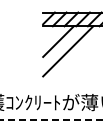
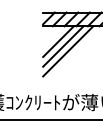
line: none -> present (63, 46)
line: dashed -> solid (51, 119)
